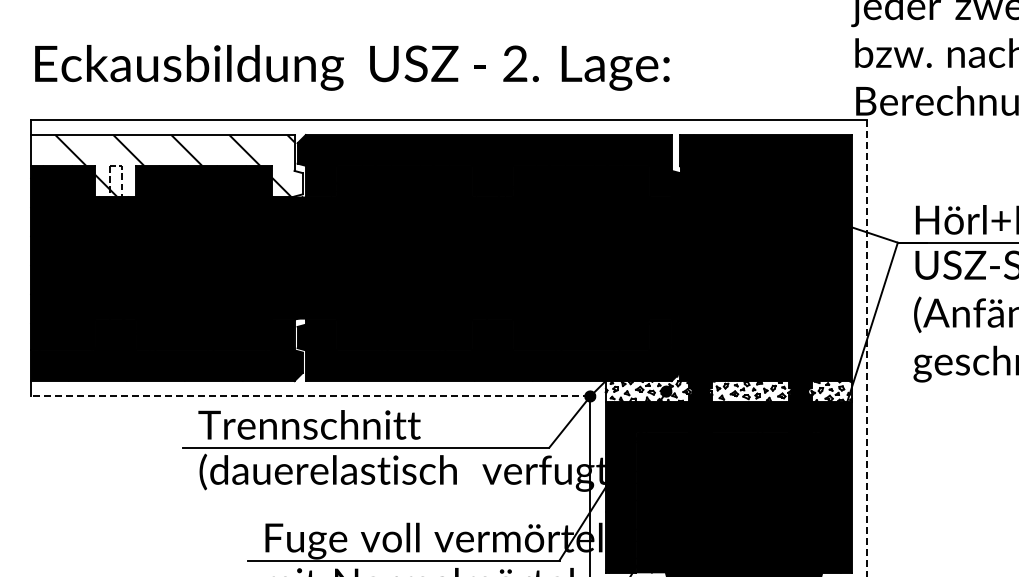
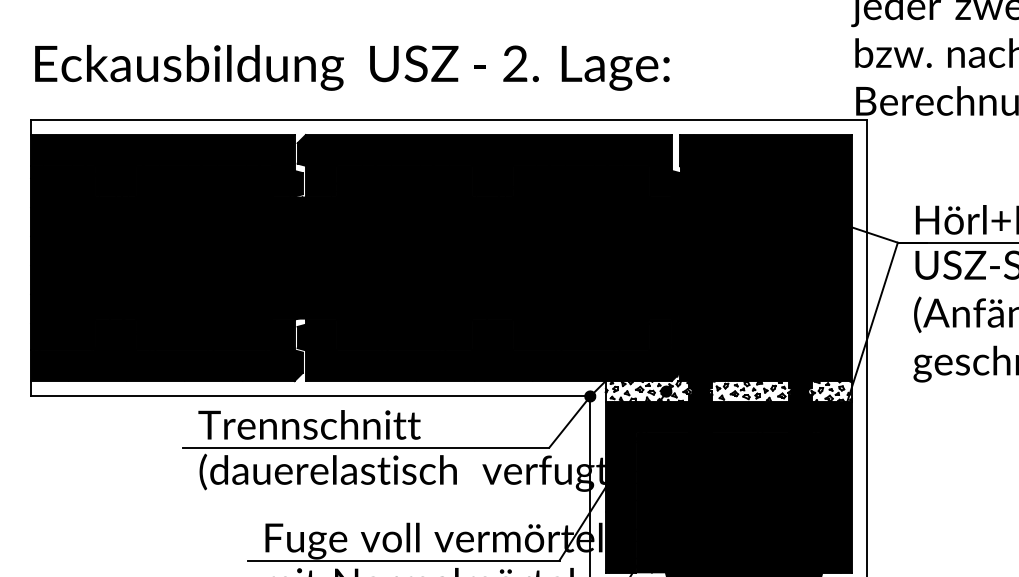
fill: none -> present (166, 165)
line: dashed -> solid (867, 348)
line: dashed -> solid (310, 396)
